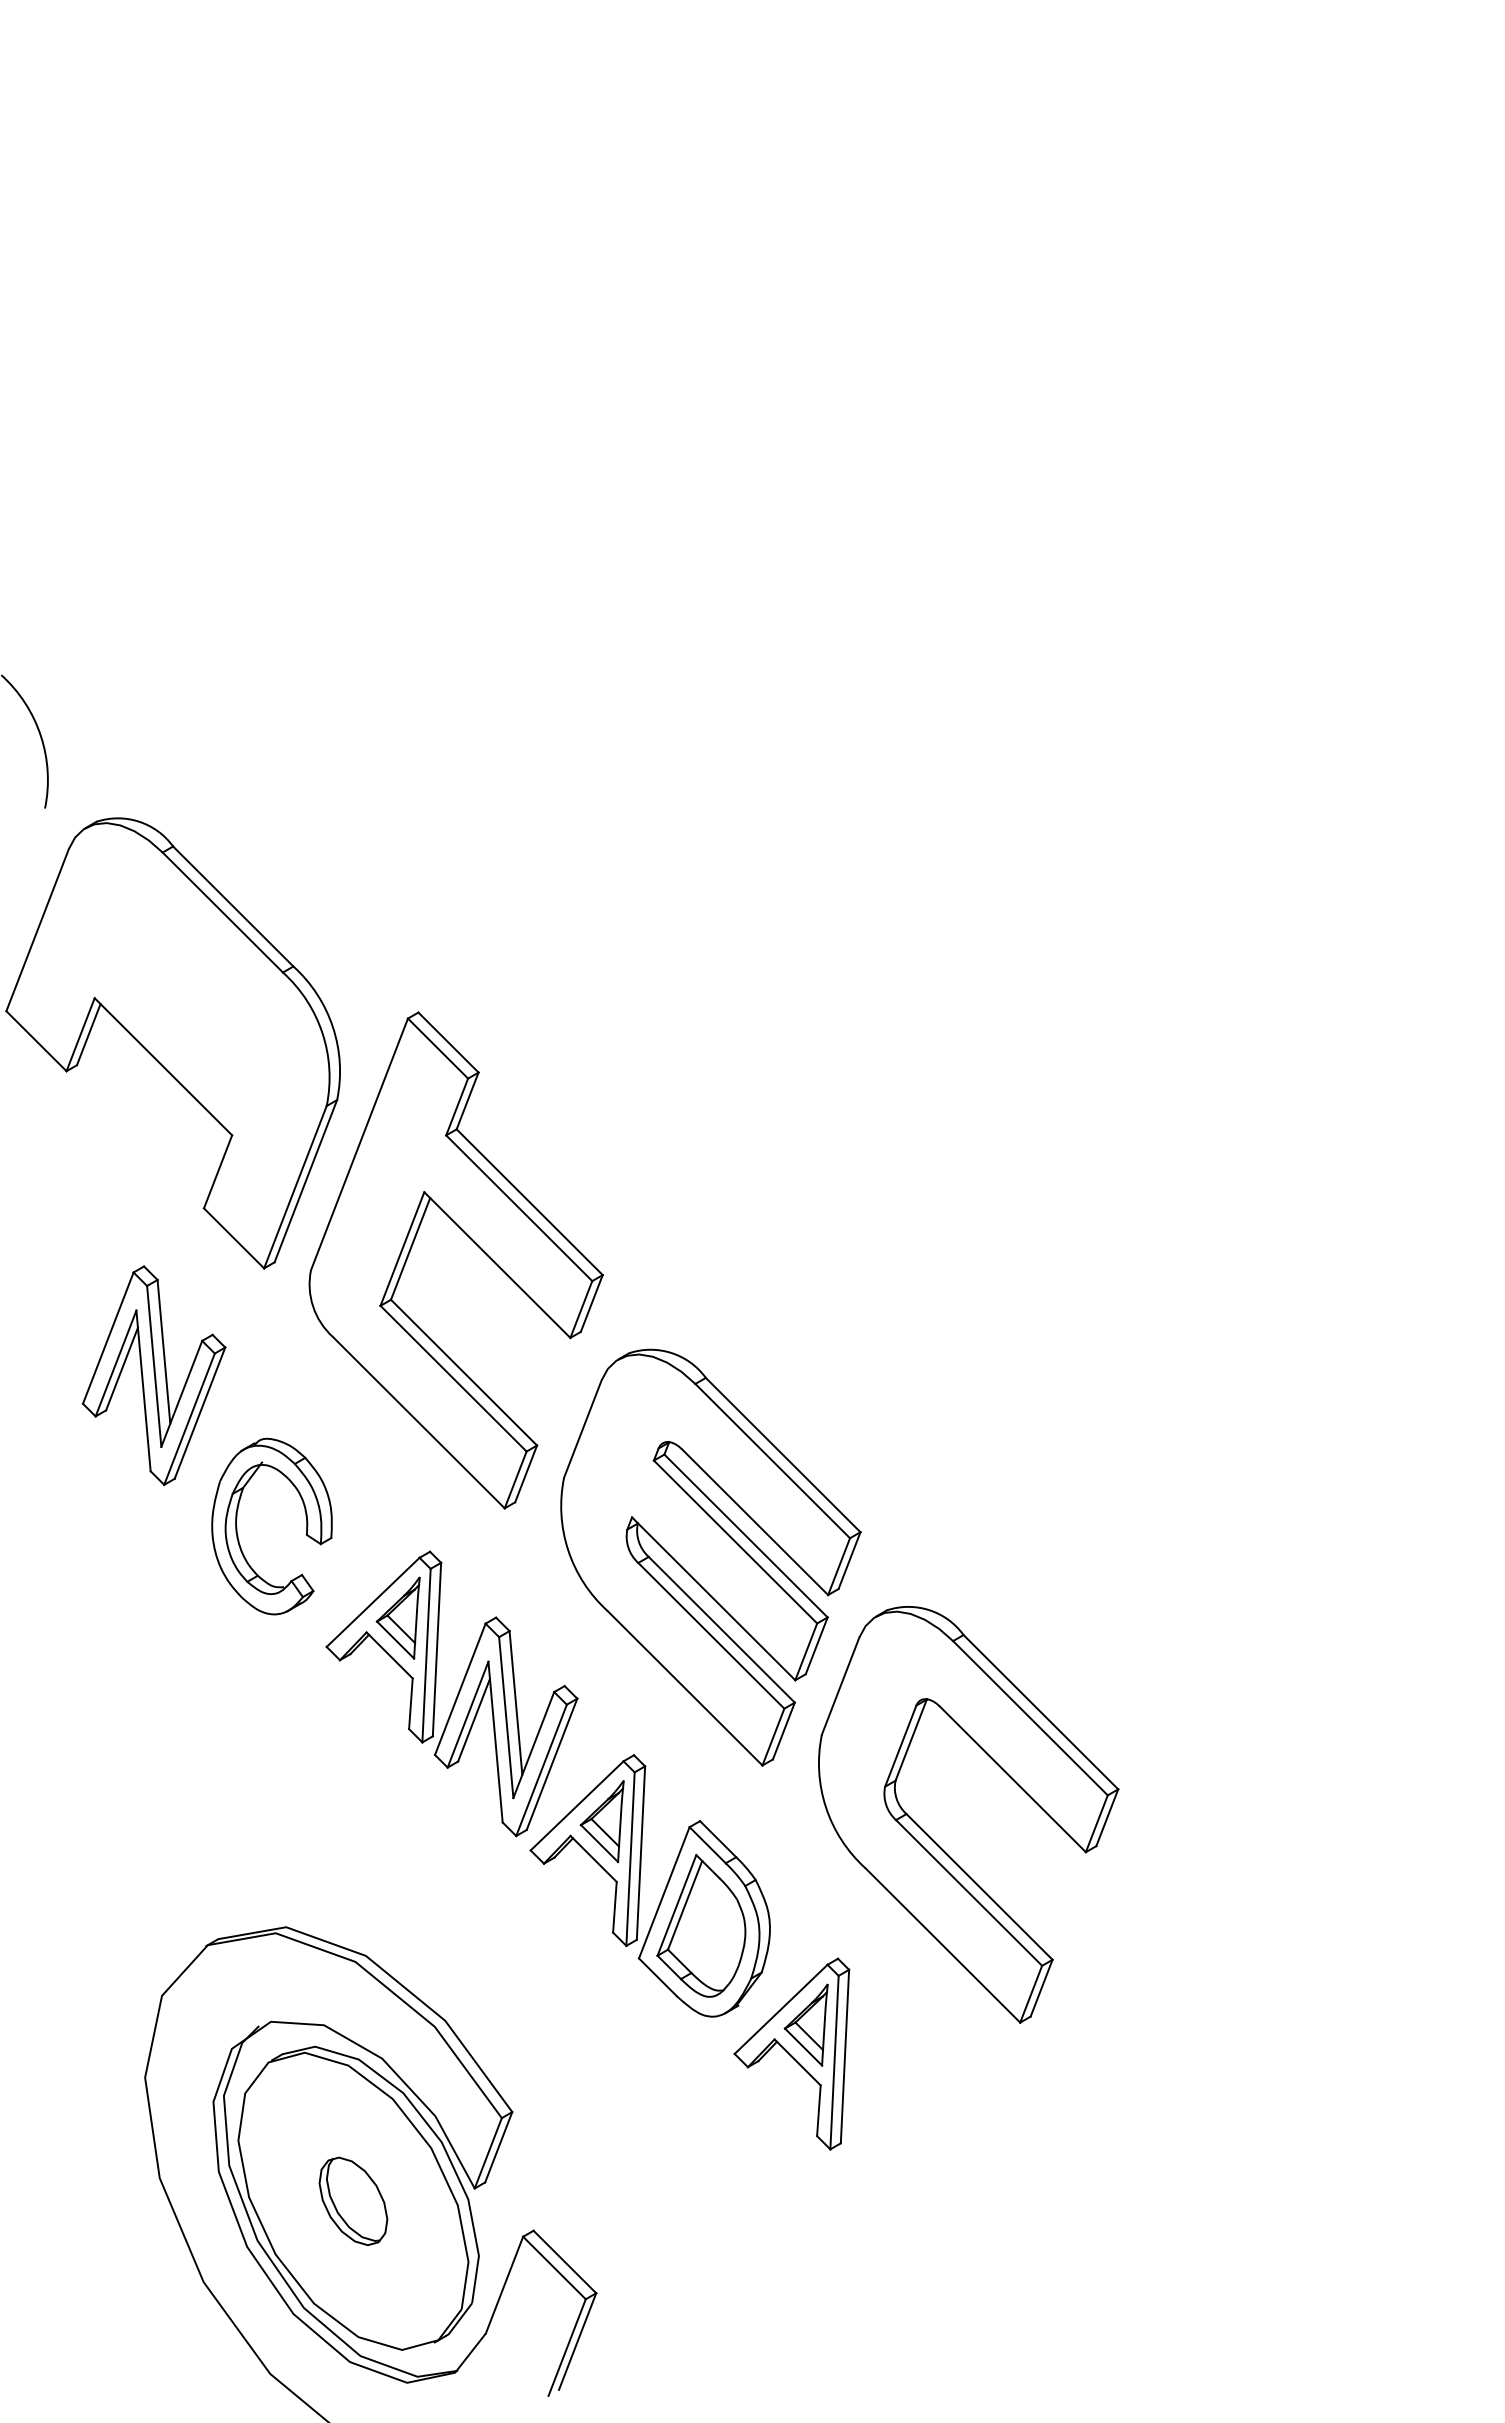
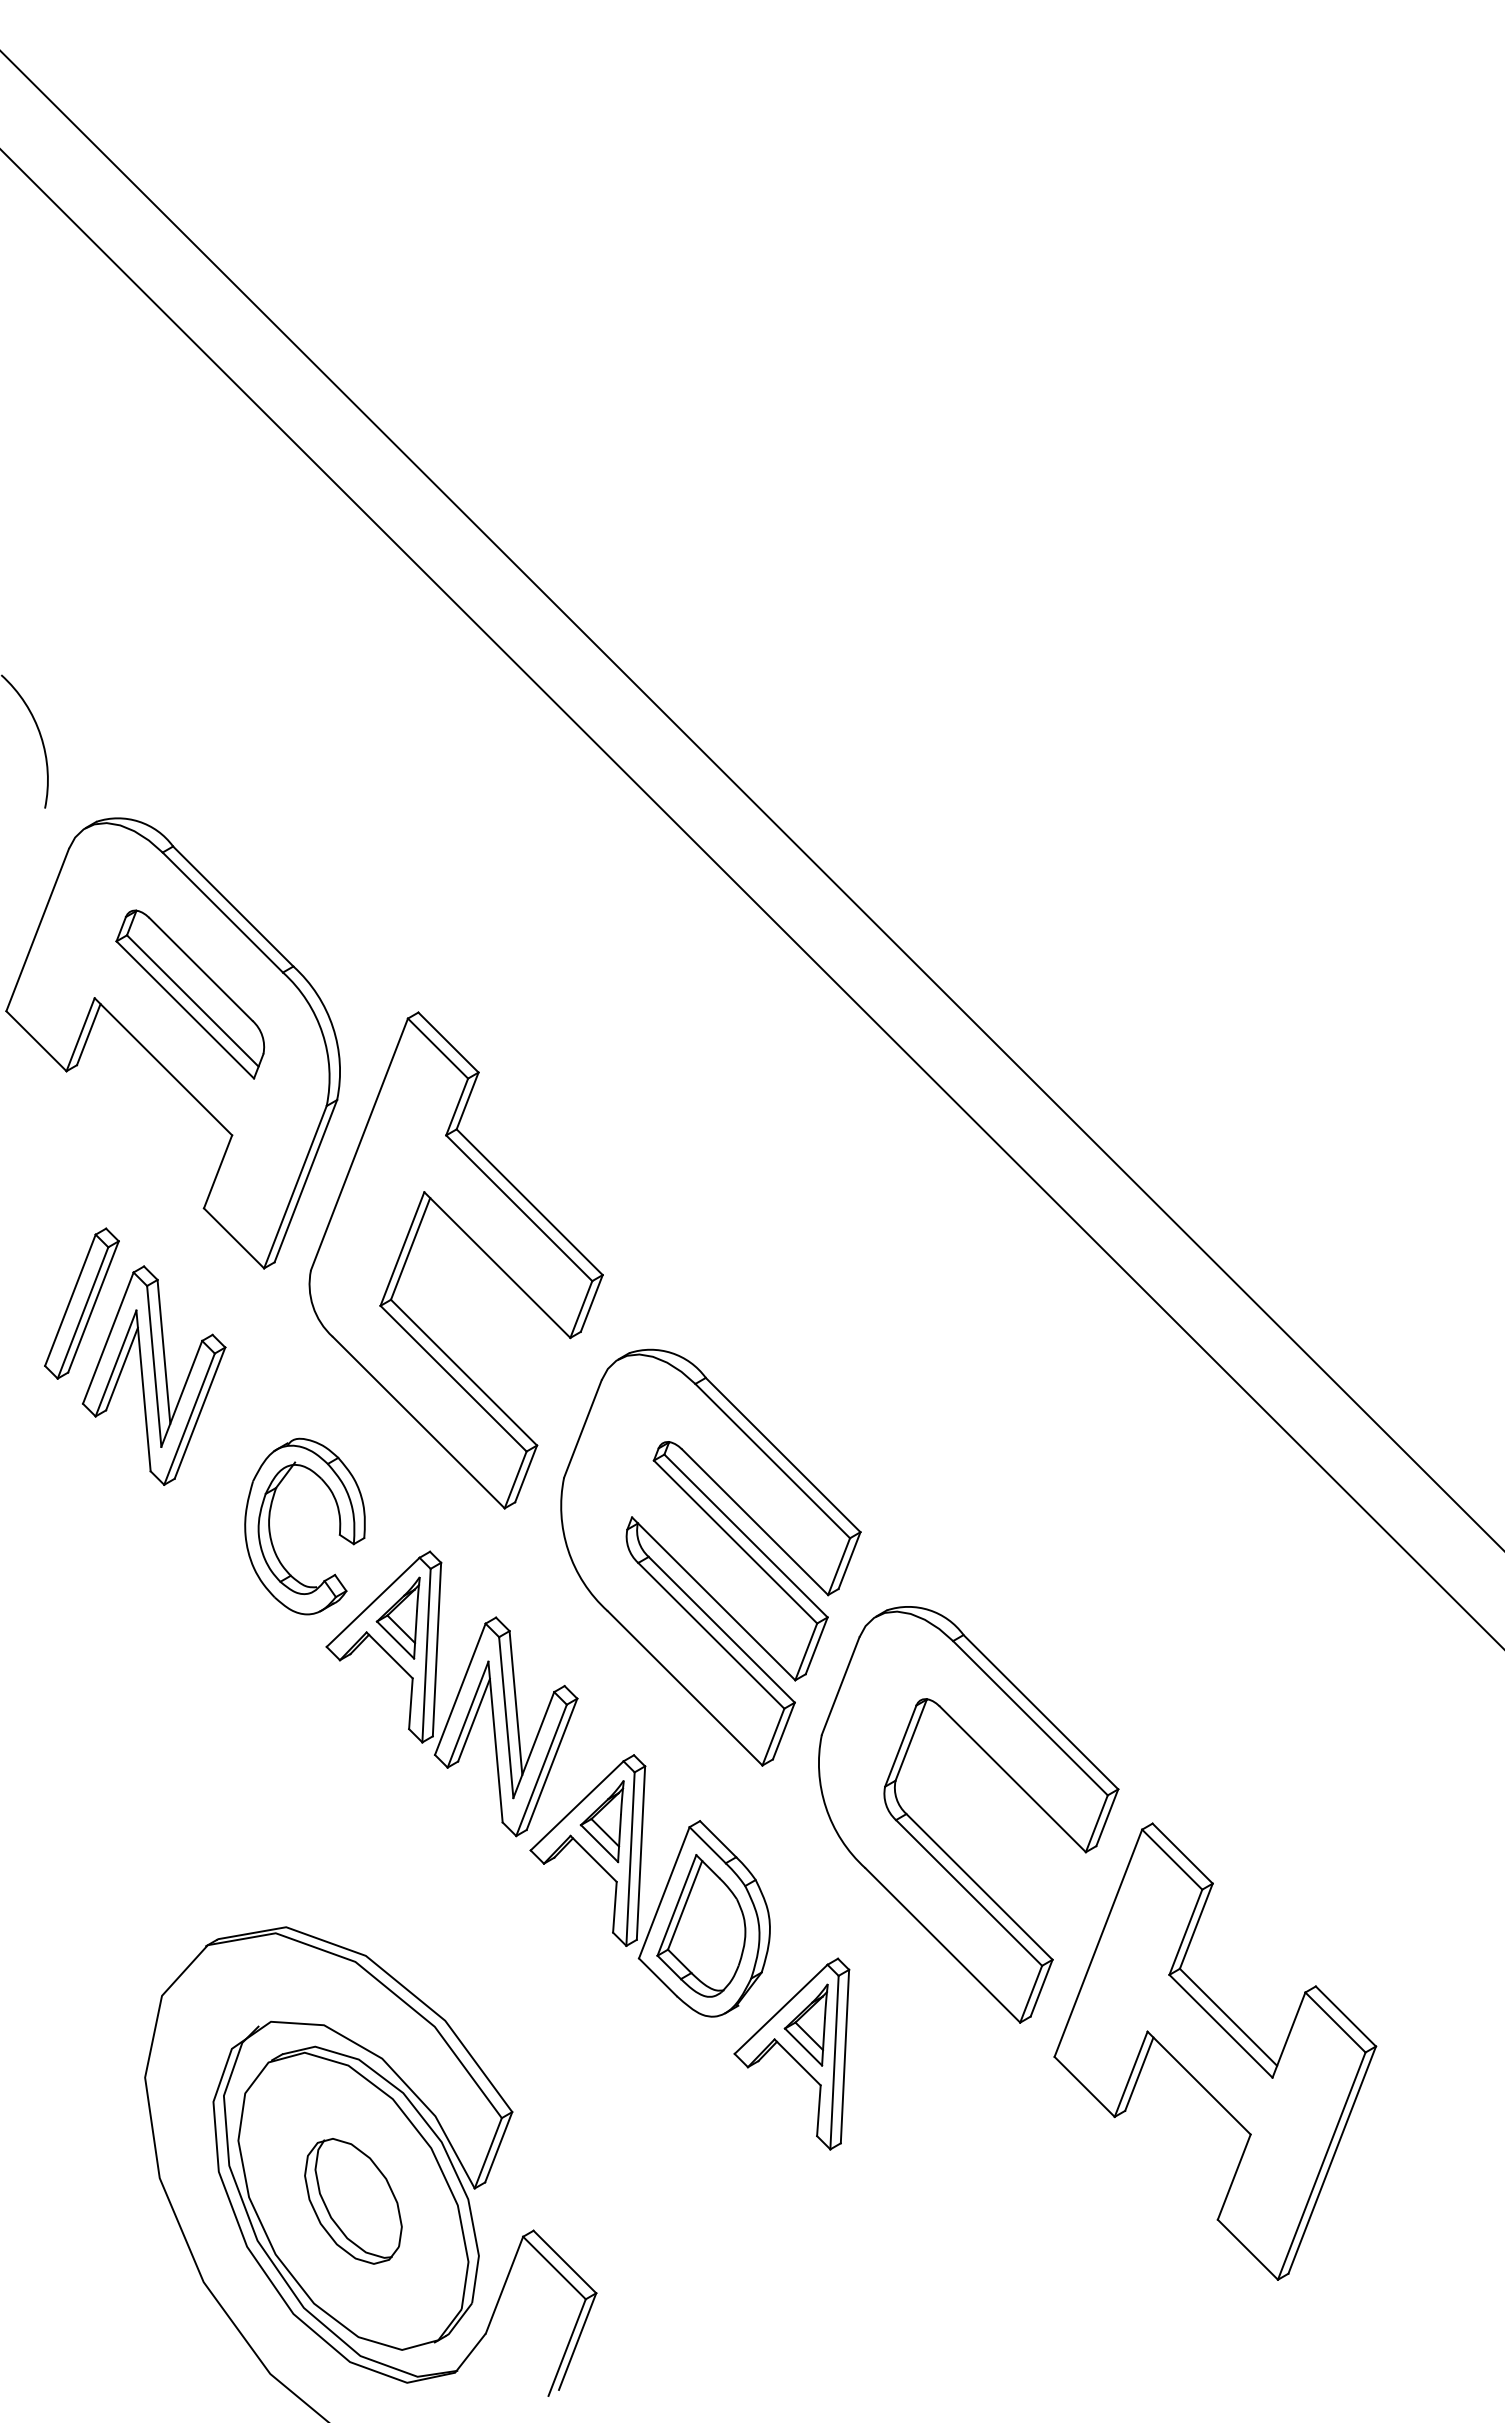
line: none -> present (751, 800)
line: none -> present (751, 898)
part: none -> present (190, 994)
part: none -> present (81, 1303)
part position: (237, 1526) -> (270, 1526) (270, 1526)
part: none -> present (1215, 2051)
part size: 71x90 px -> 99x127 px (353, 2201)
